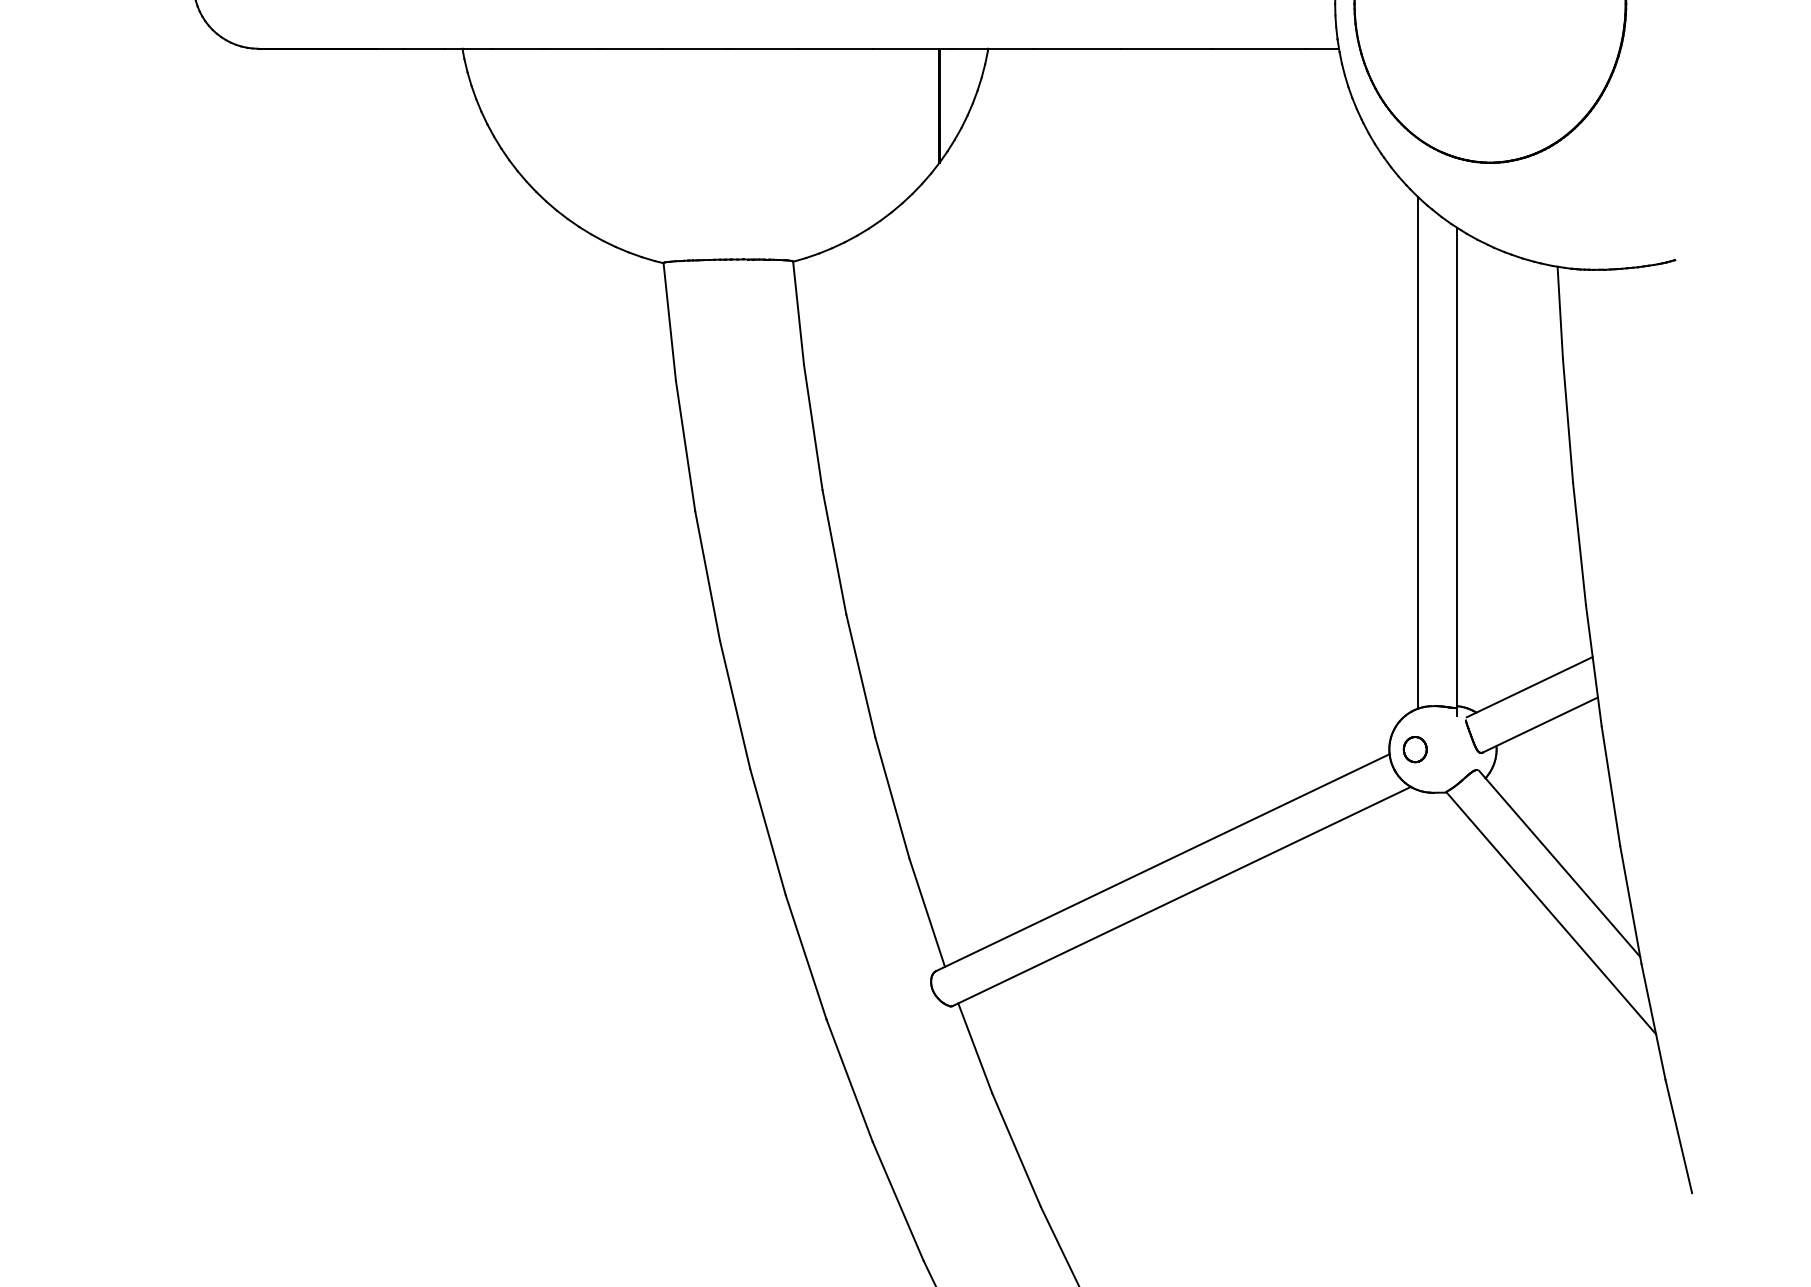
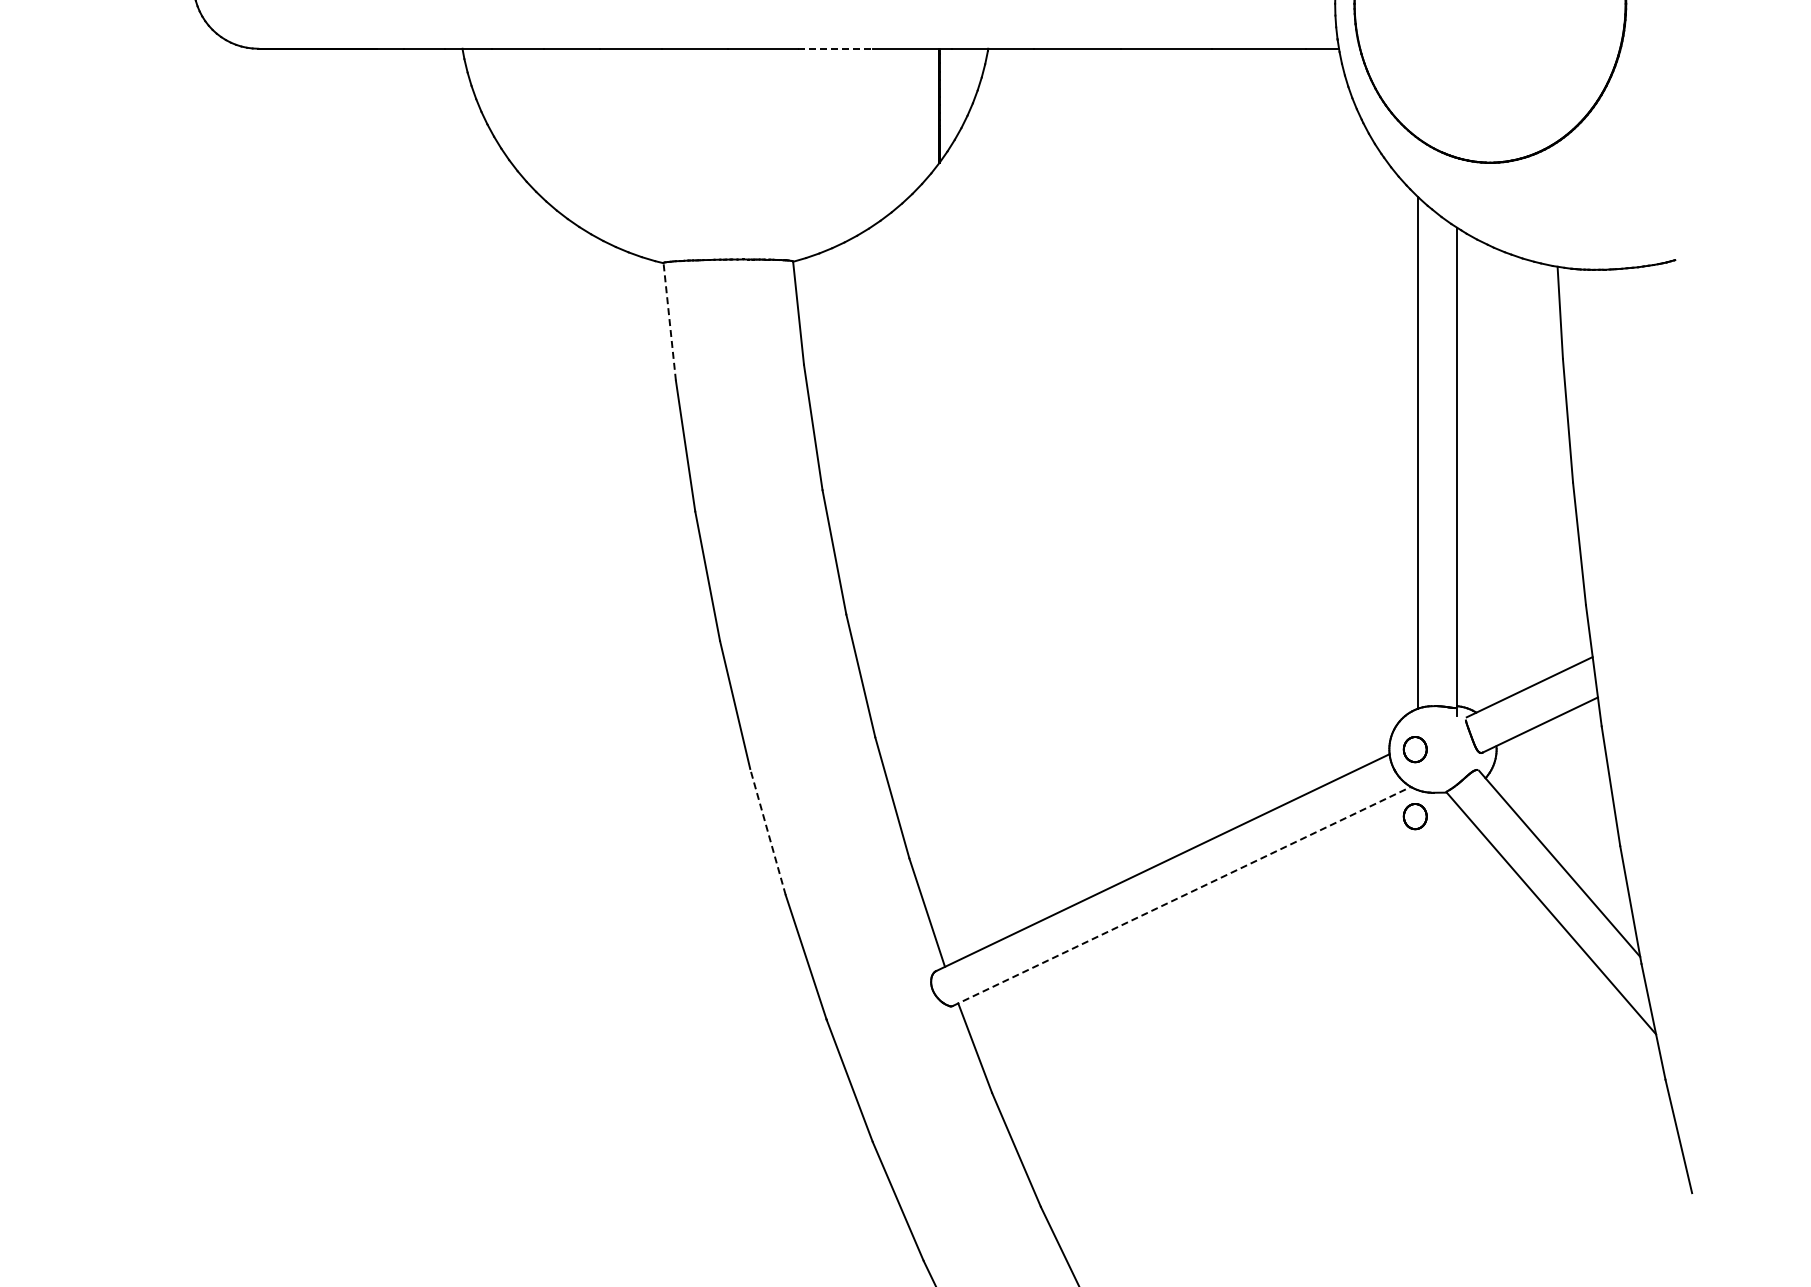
line: solid -> dashed (835, 48)
line: solid -> dashed (669, 321)
part: none -> present (1414, 816)
line: solid -> dashed (767, 832)
line: solid -> dashed (1181, 896)
